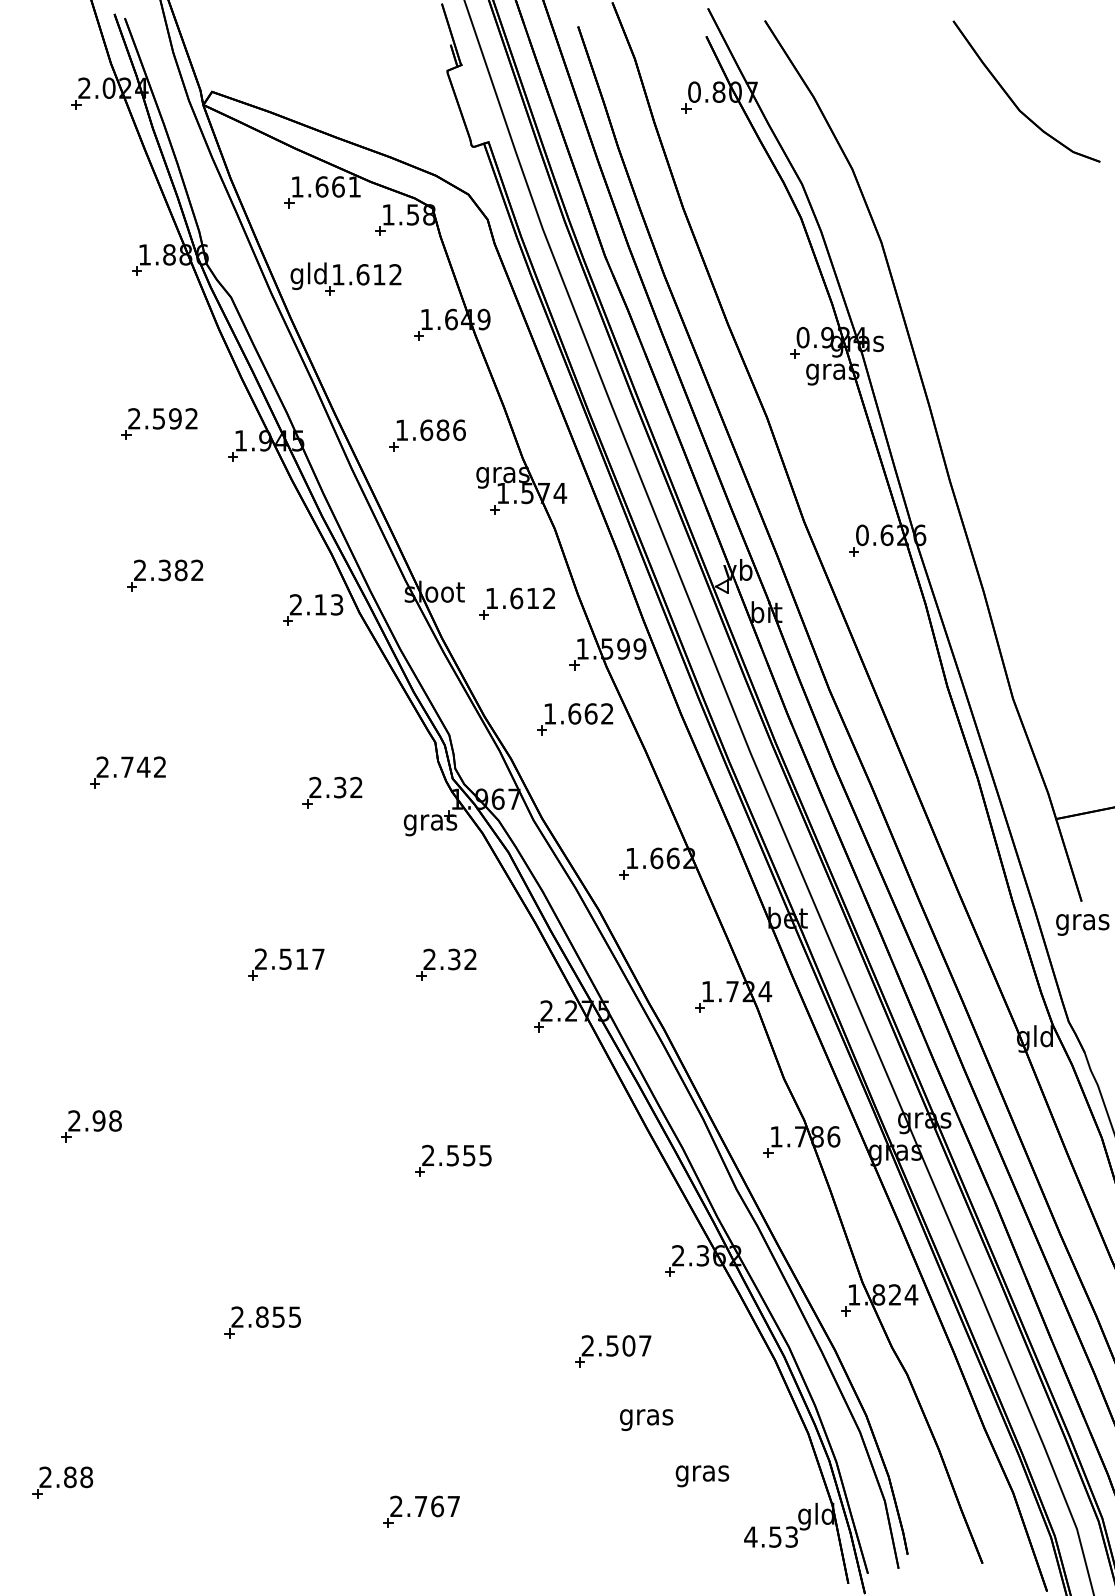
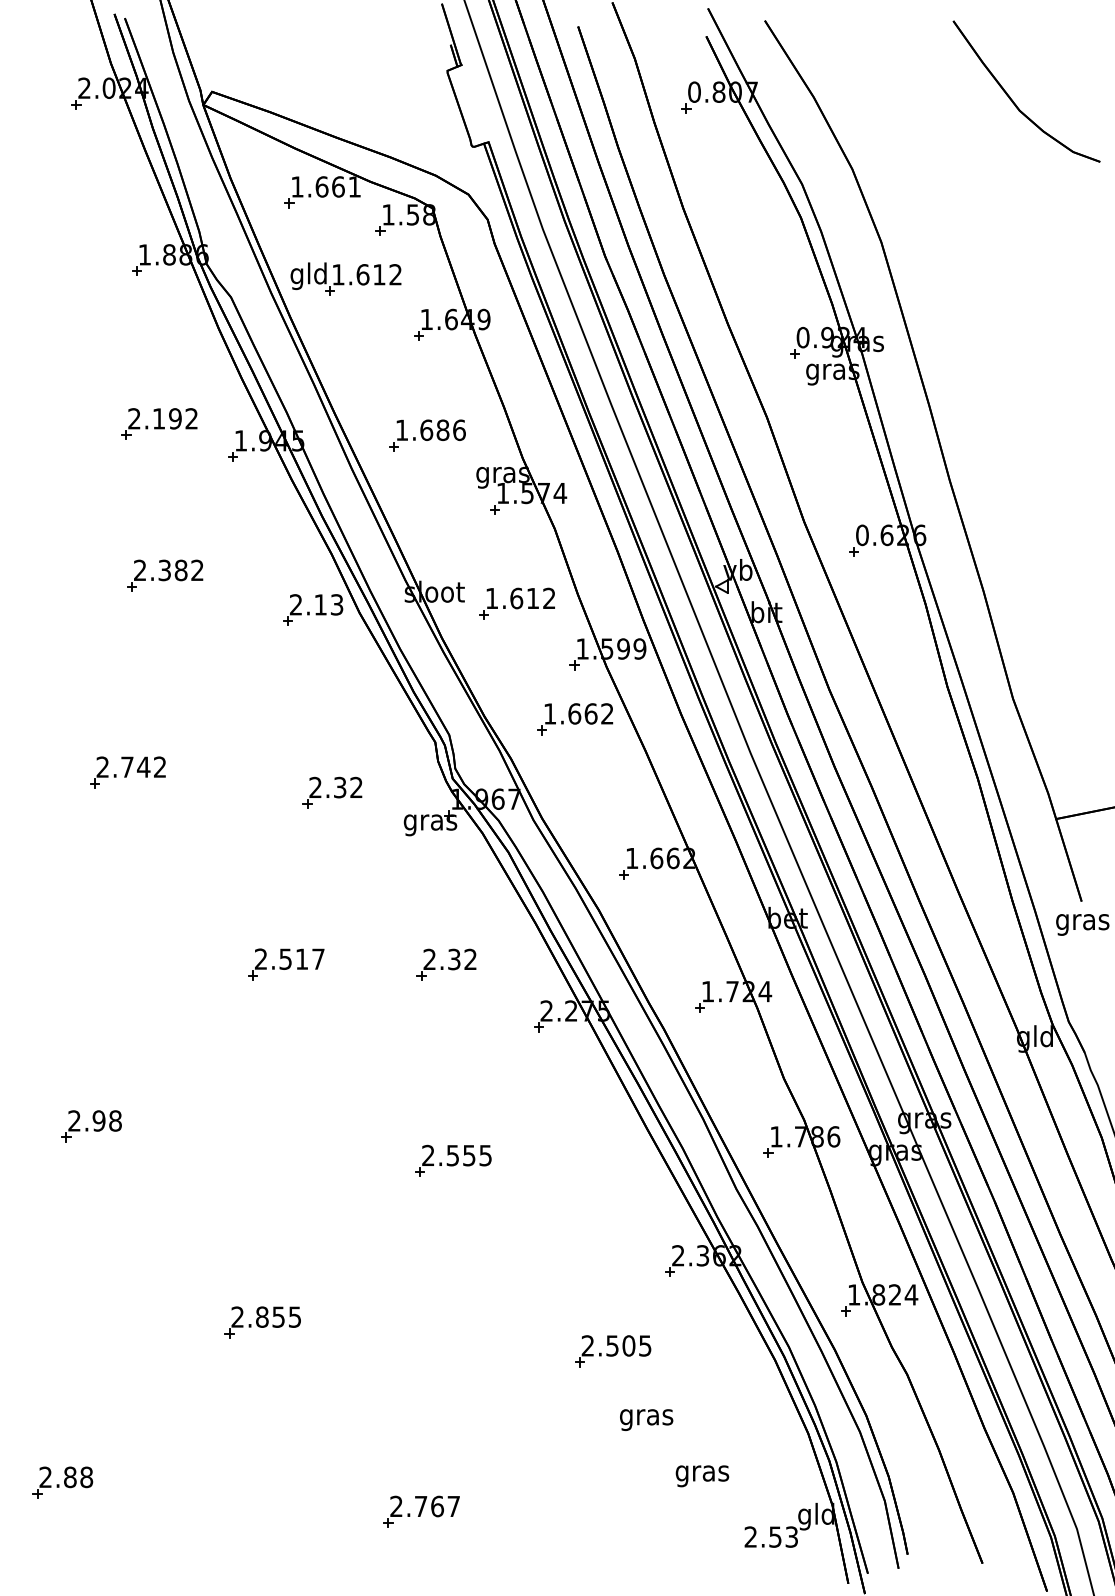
text: 2.592 -> 2.192 (158, 418)
text: 2.507 -> 2.505 (645, 1345)
text: 4.53 -> 2.53 (750, 1536)
